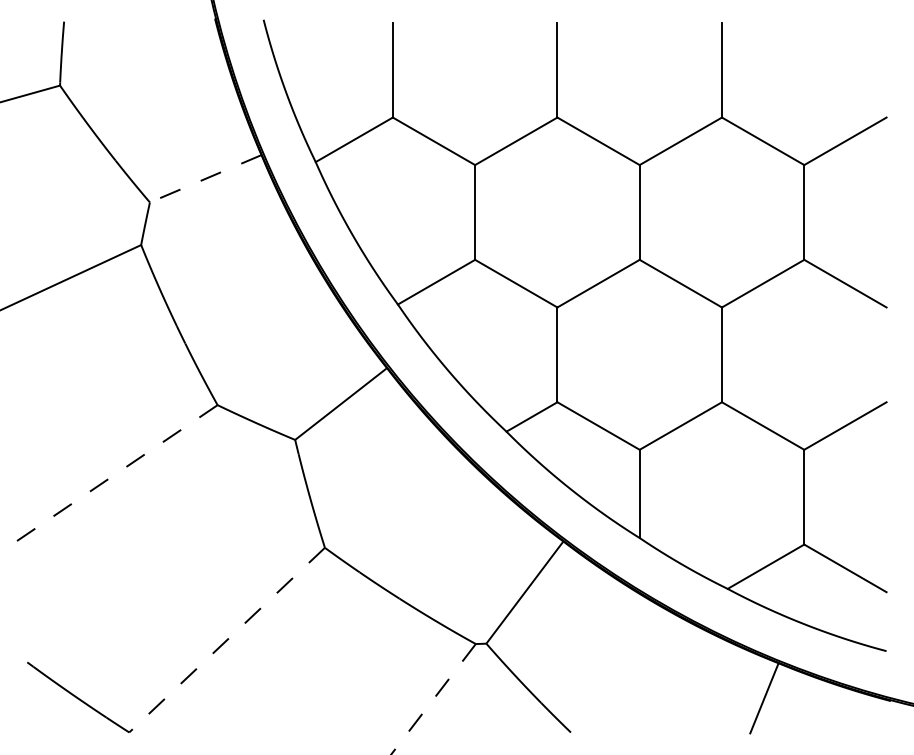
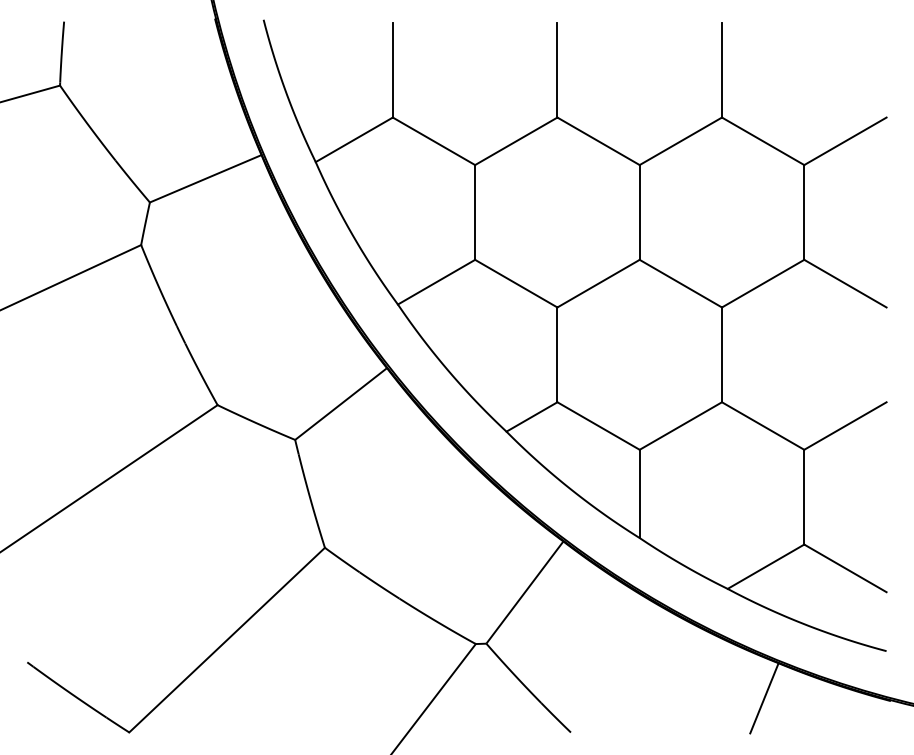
line: dashed -> solid (205, 178)
line: dashed -> solid (108, 479)
line: dashed -> solid (227, 640)
line: dashed -> solid (433, 699)
